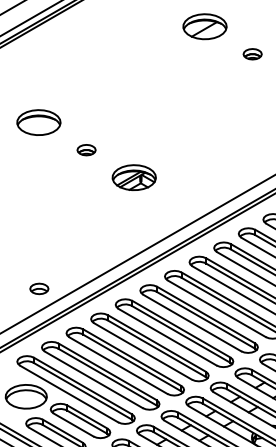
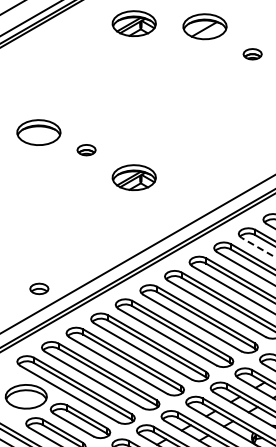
part: none -> present (133, 23)
part position: (38, 122) -> (38, 132) (38, 132)
line: solid -> dashed (257, 247)
